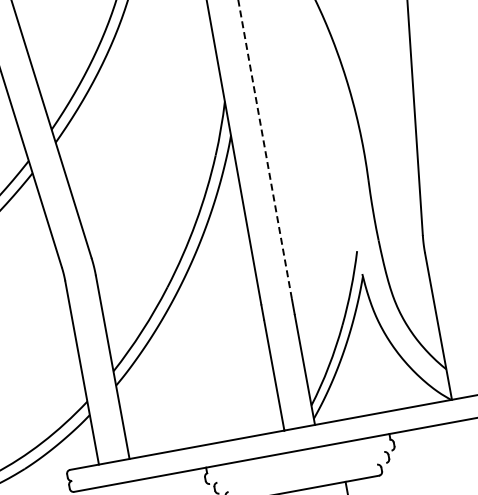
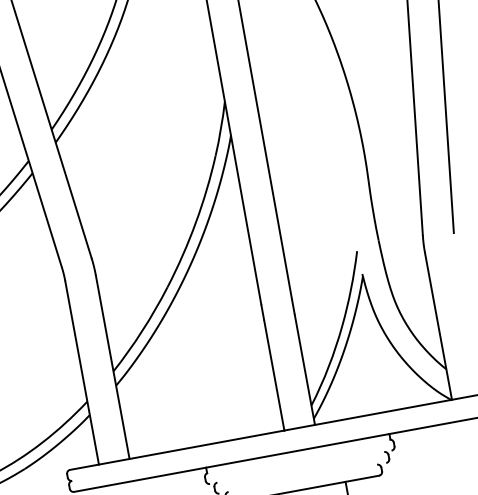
line: none -> present (445, 117)
line: dashed -> solid (265, 149)
